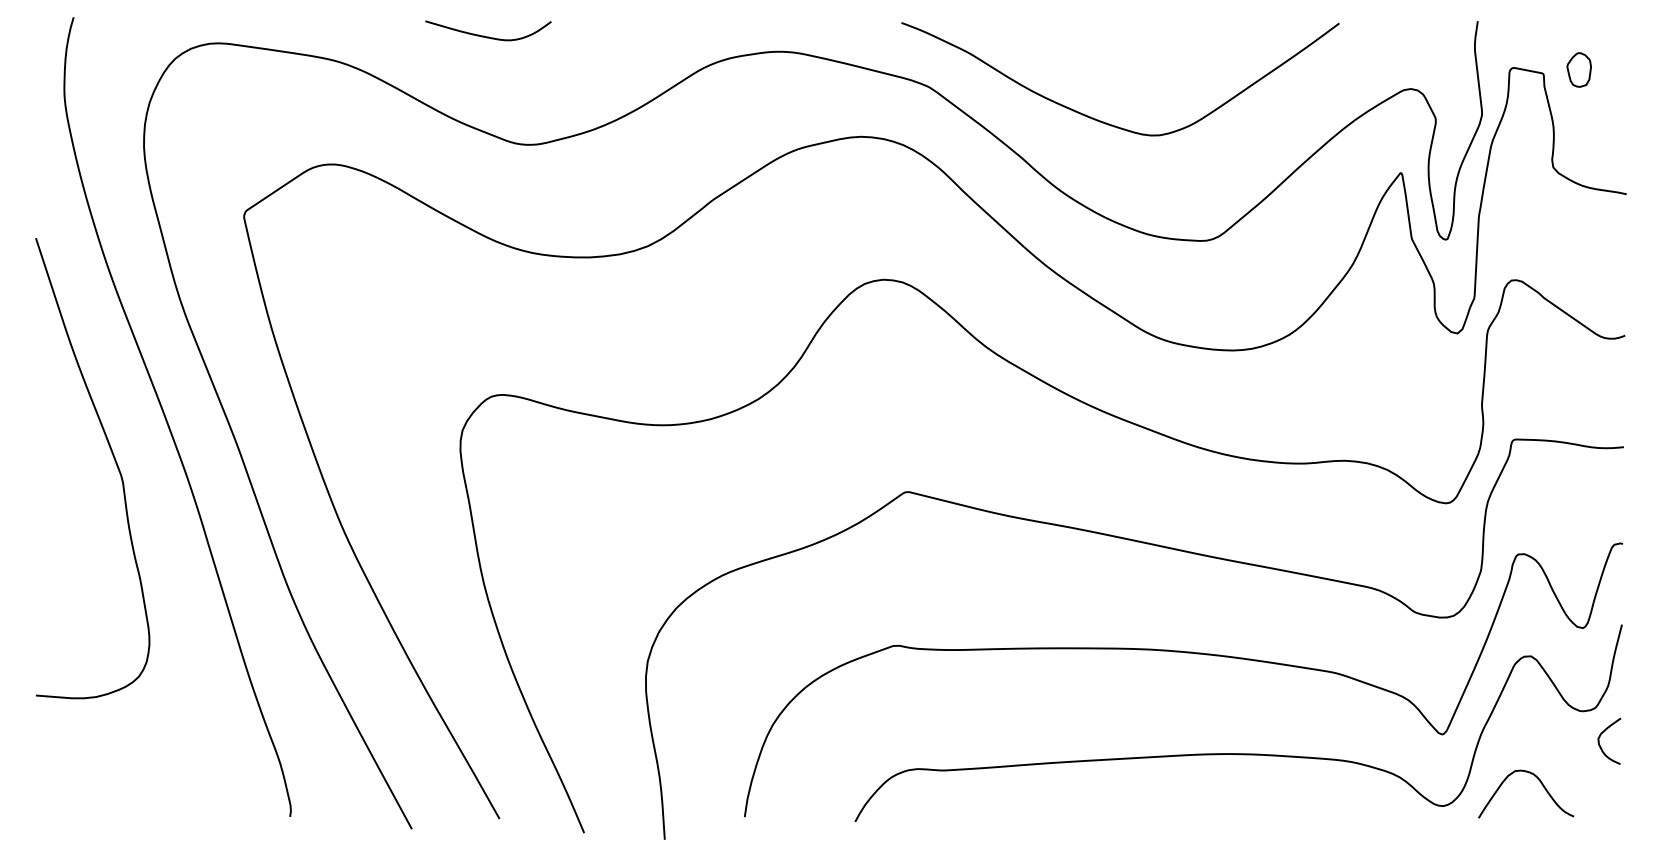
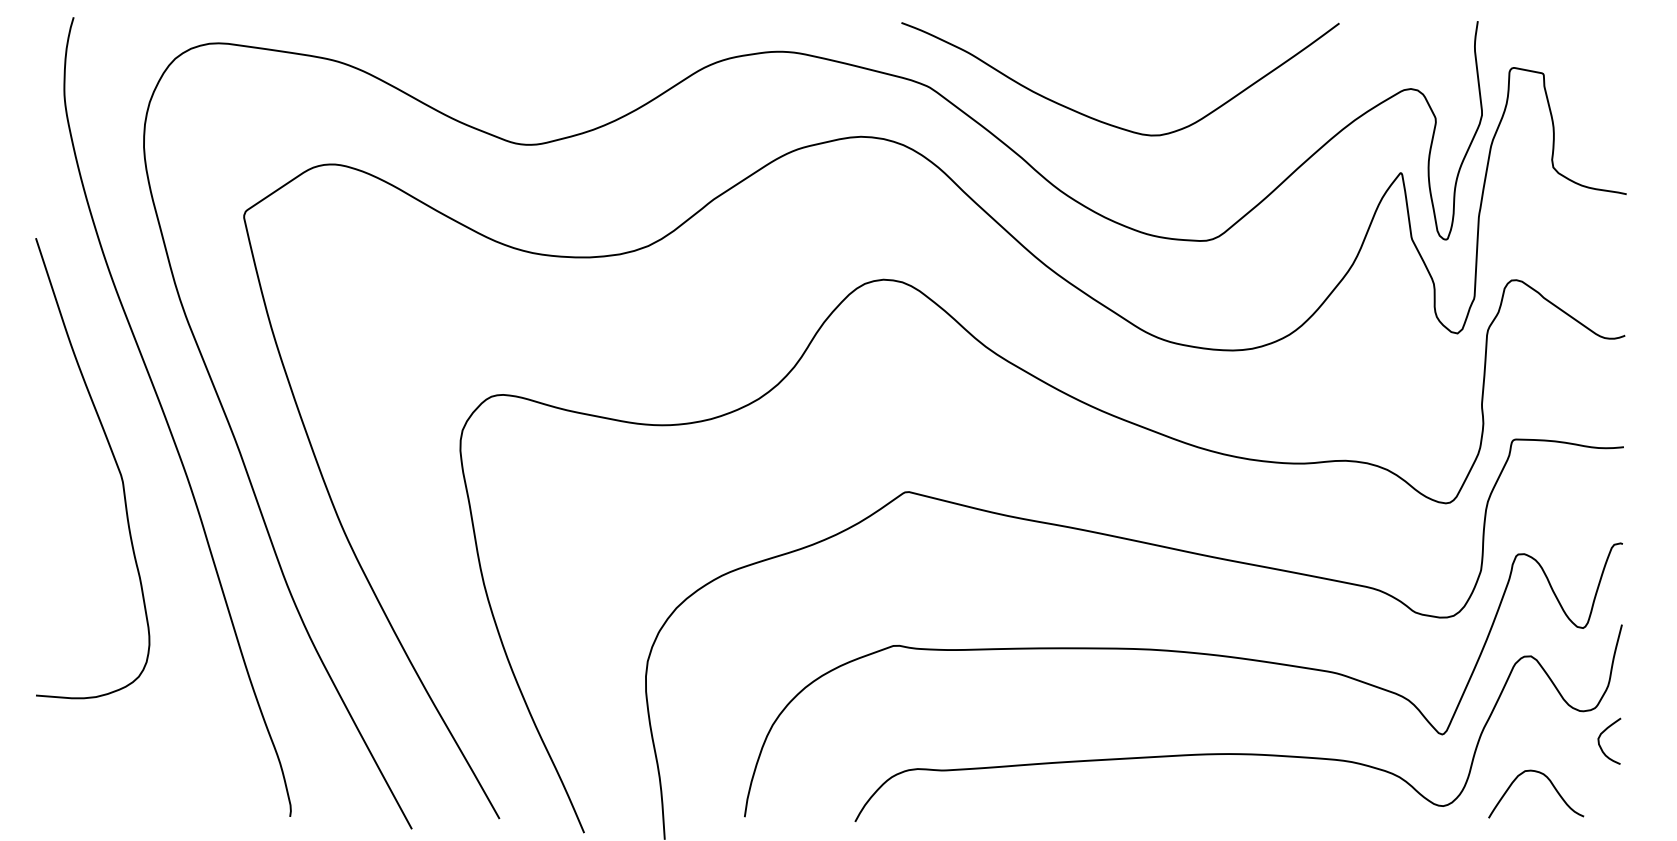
curve: present -> none (488, 36)
part: present -> none (1578, 69)
curve position: (1540, 783) -> (1550, 783) (1550, 783)
